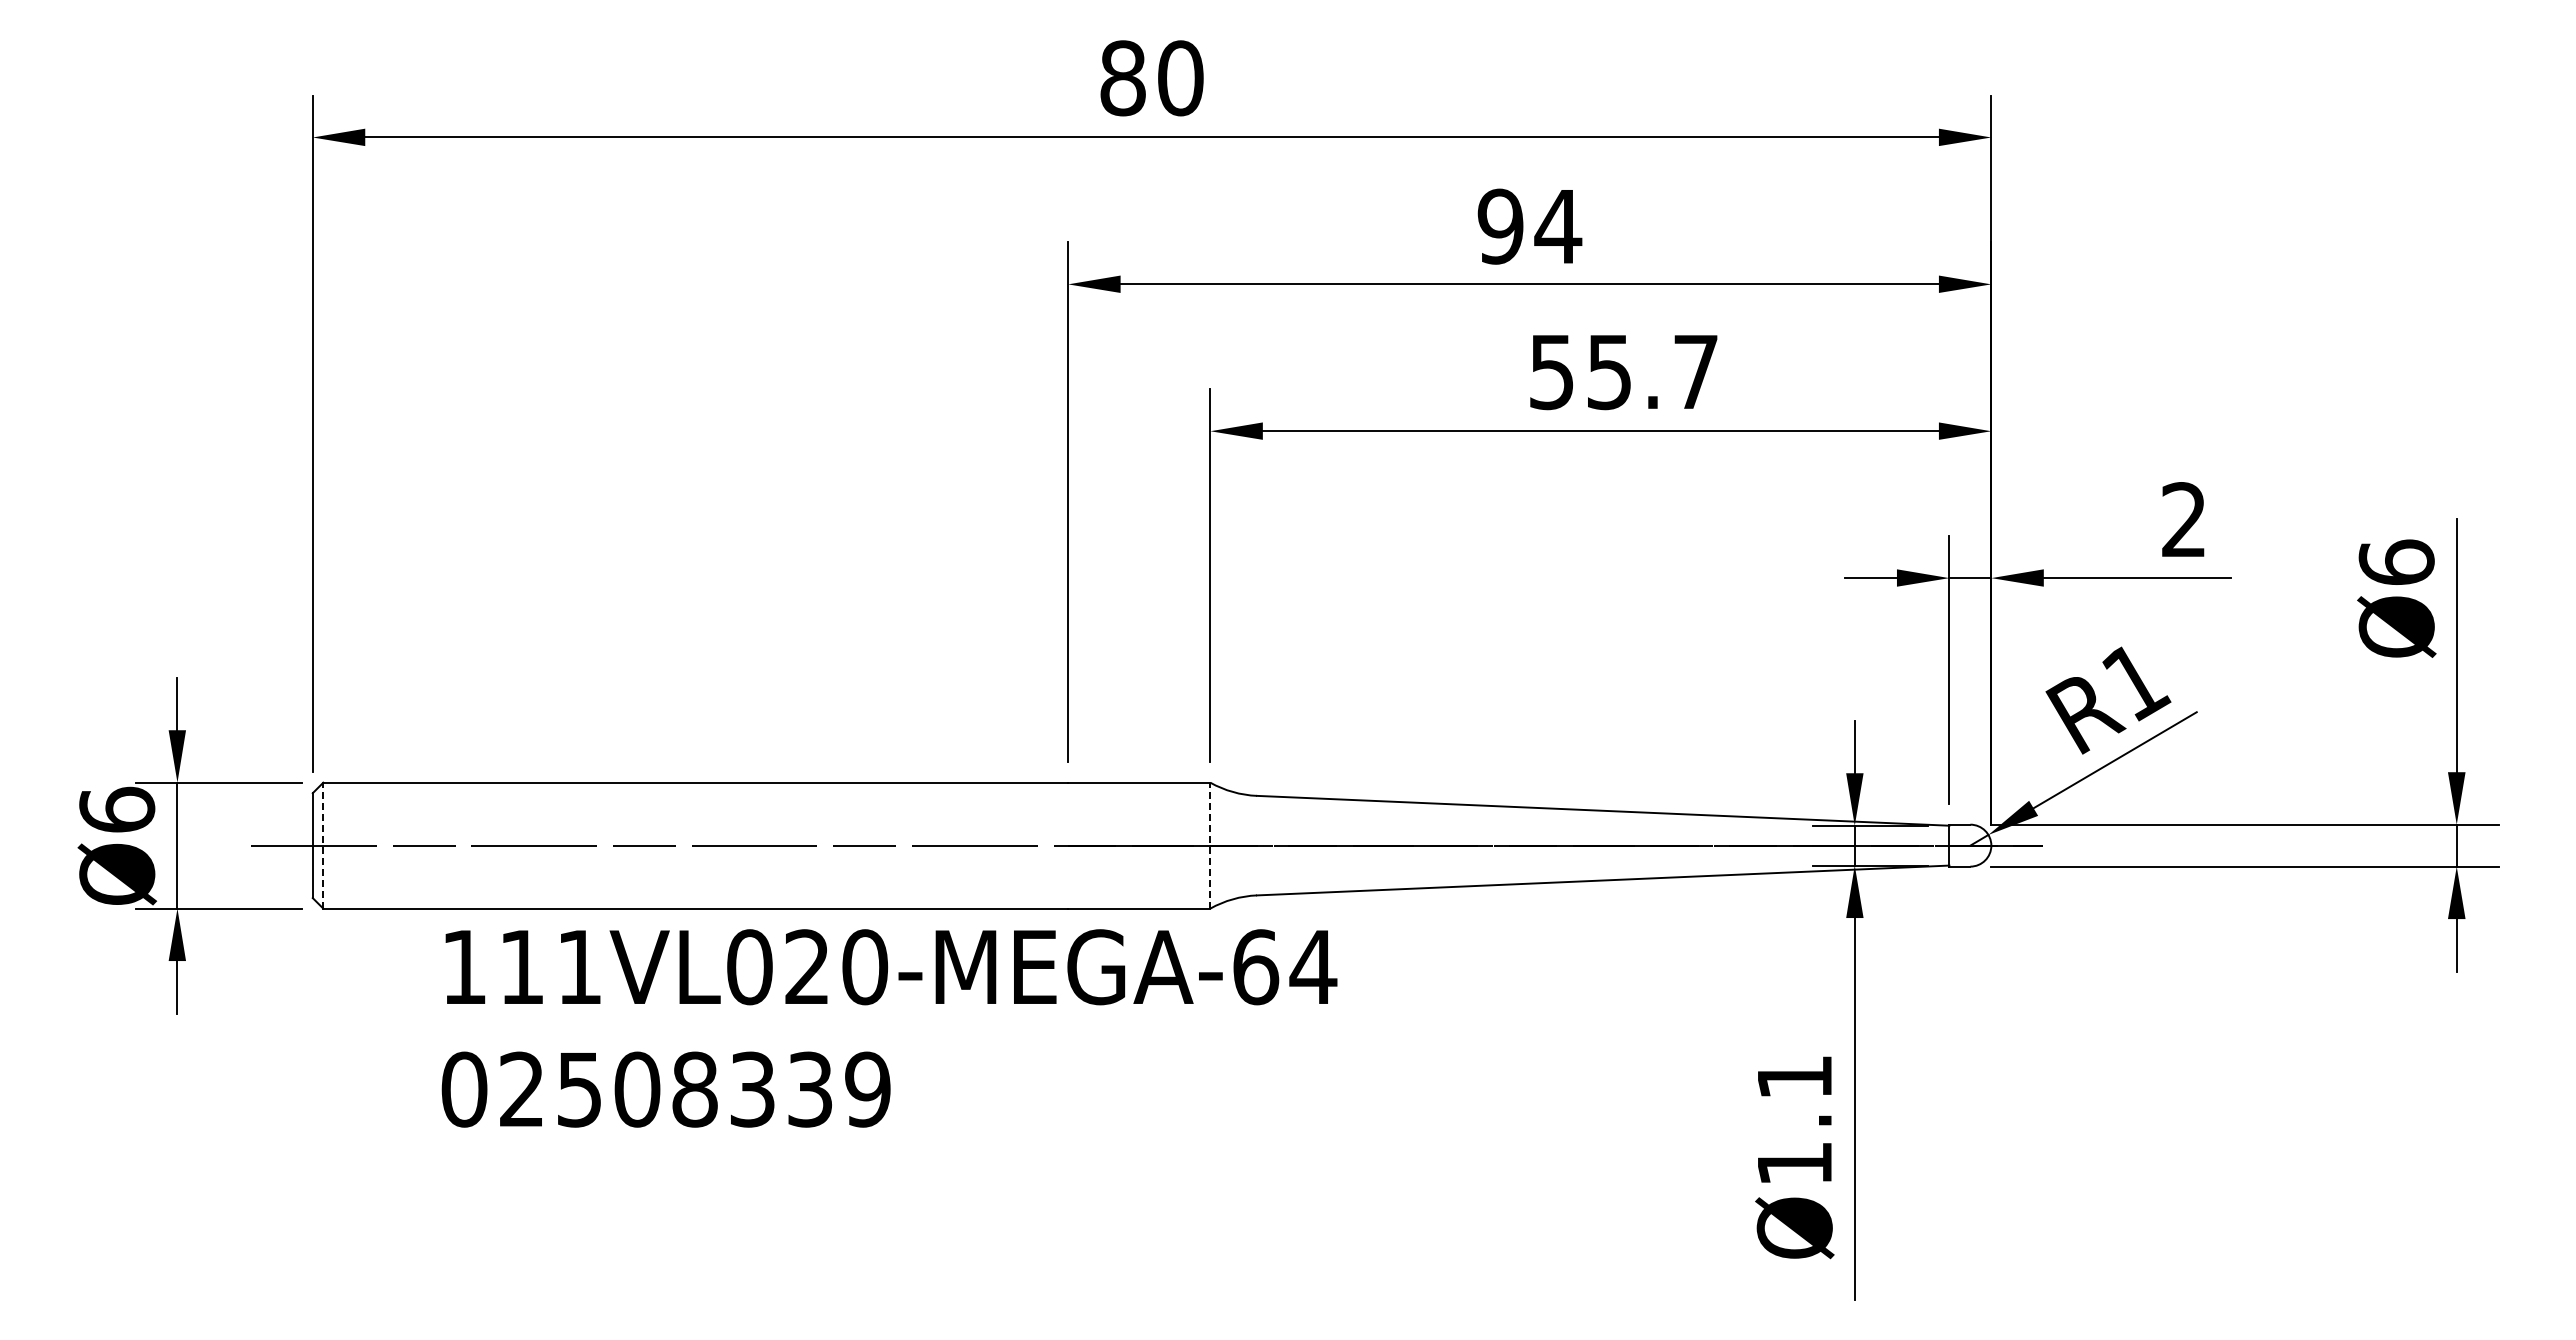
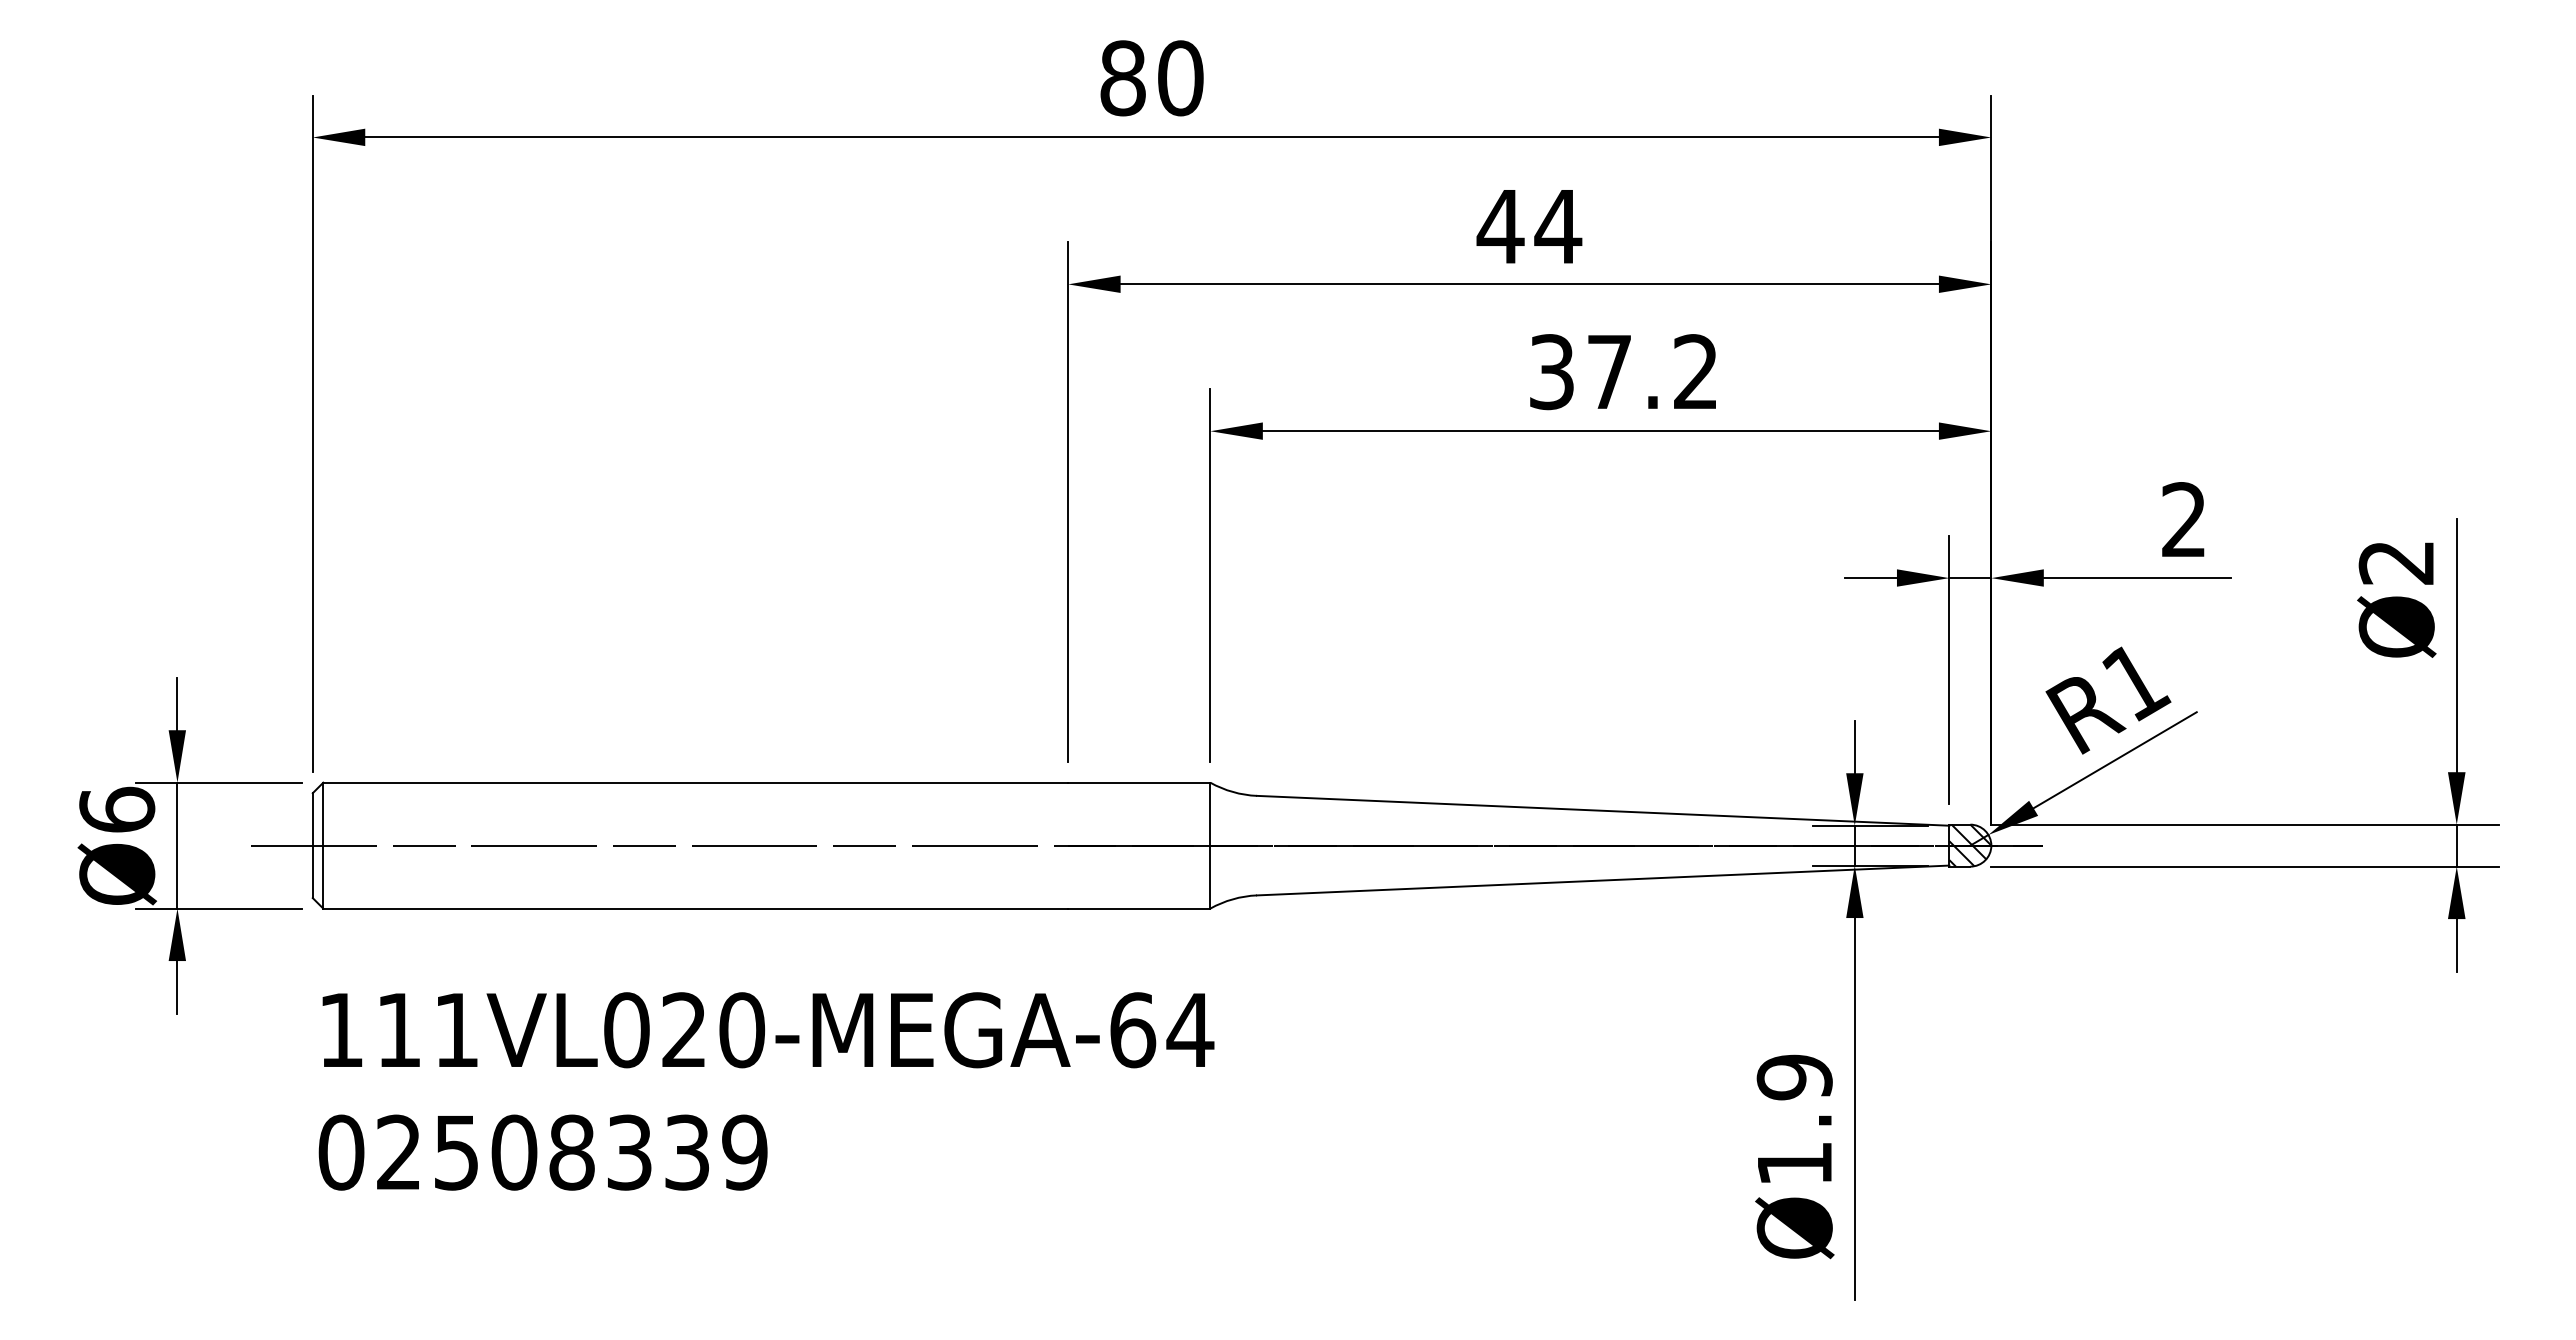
text: 94 -> 44 (1500, 226)
text: 55.7 -> 37.2 (1623, 372)
text: Ø6 -> Ø2 (2396, 561)
line: dashed -> solid (323, 845)
line: dashed -> solid (1210, 845)
hatch: none -> present (1970, 845)
text position: (889, 1028) -> (766, 1091) (766, 1091)
text: Ø1.1 -> Ø1.9 (1794, 1077)
